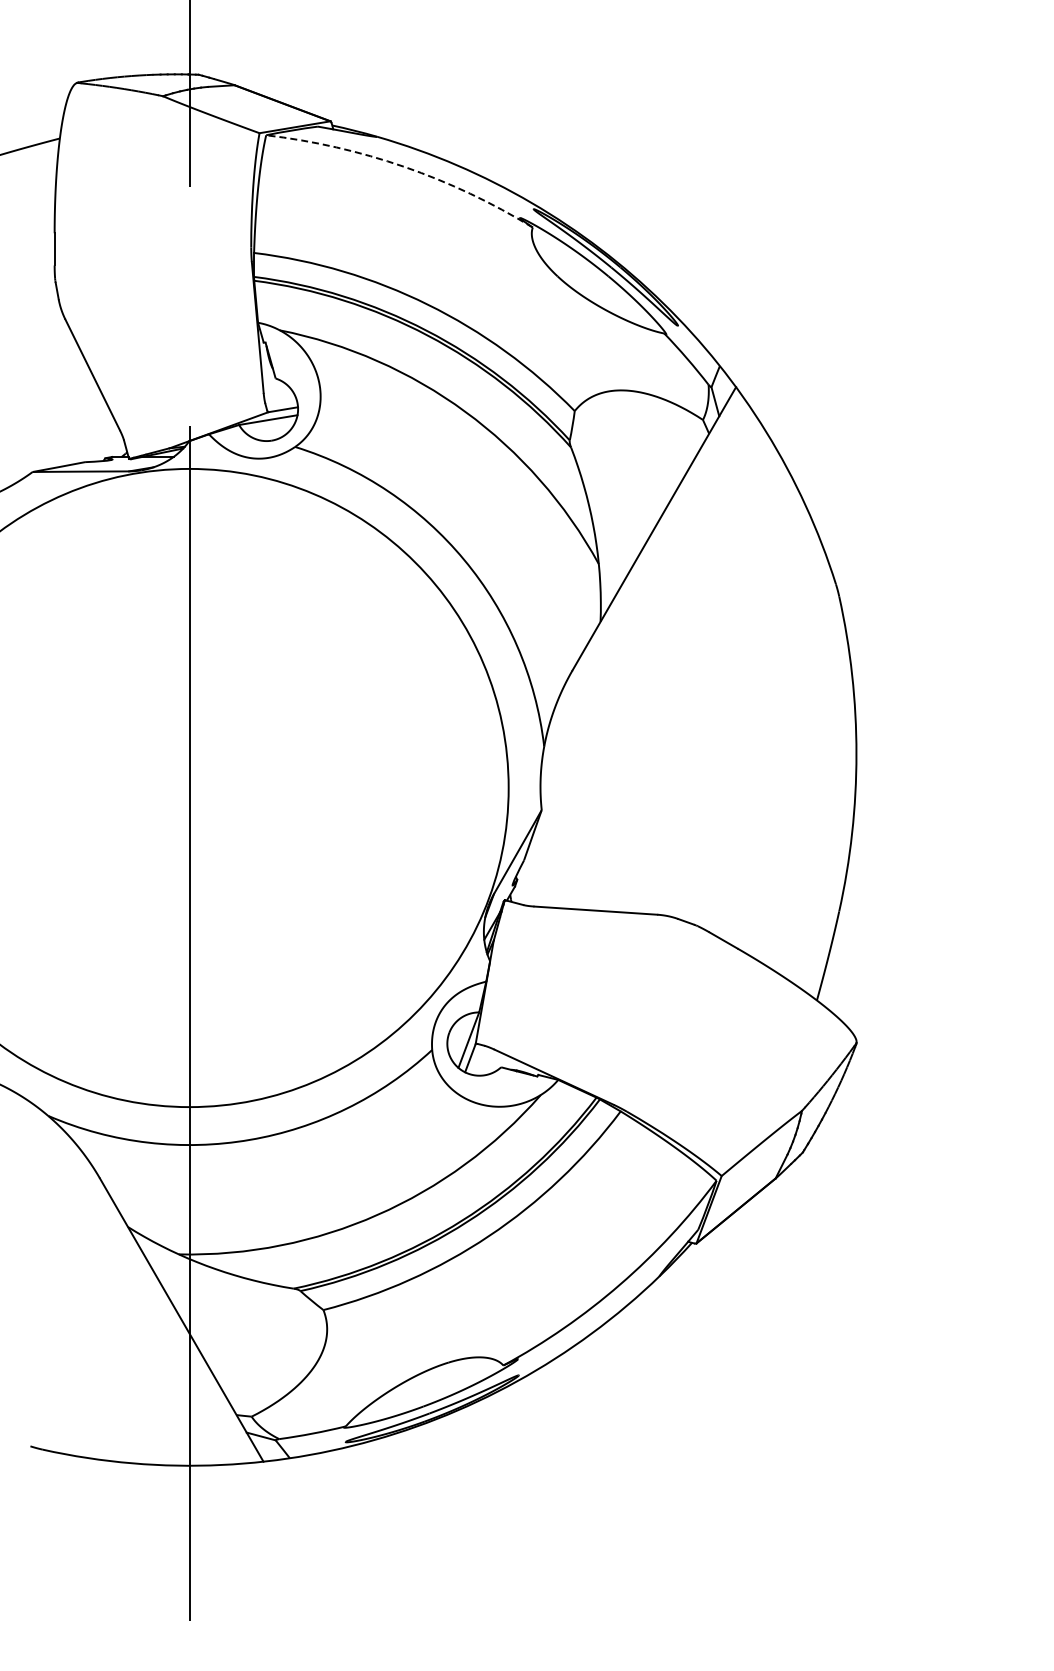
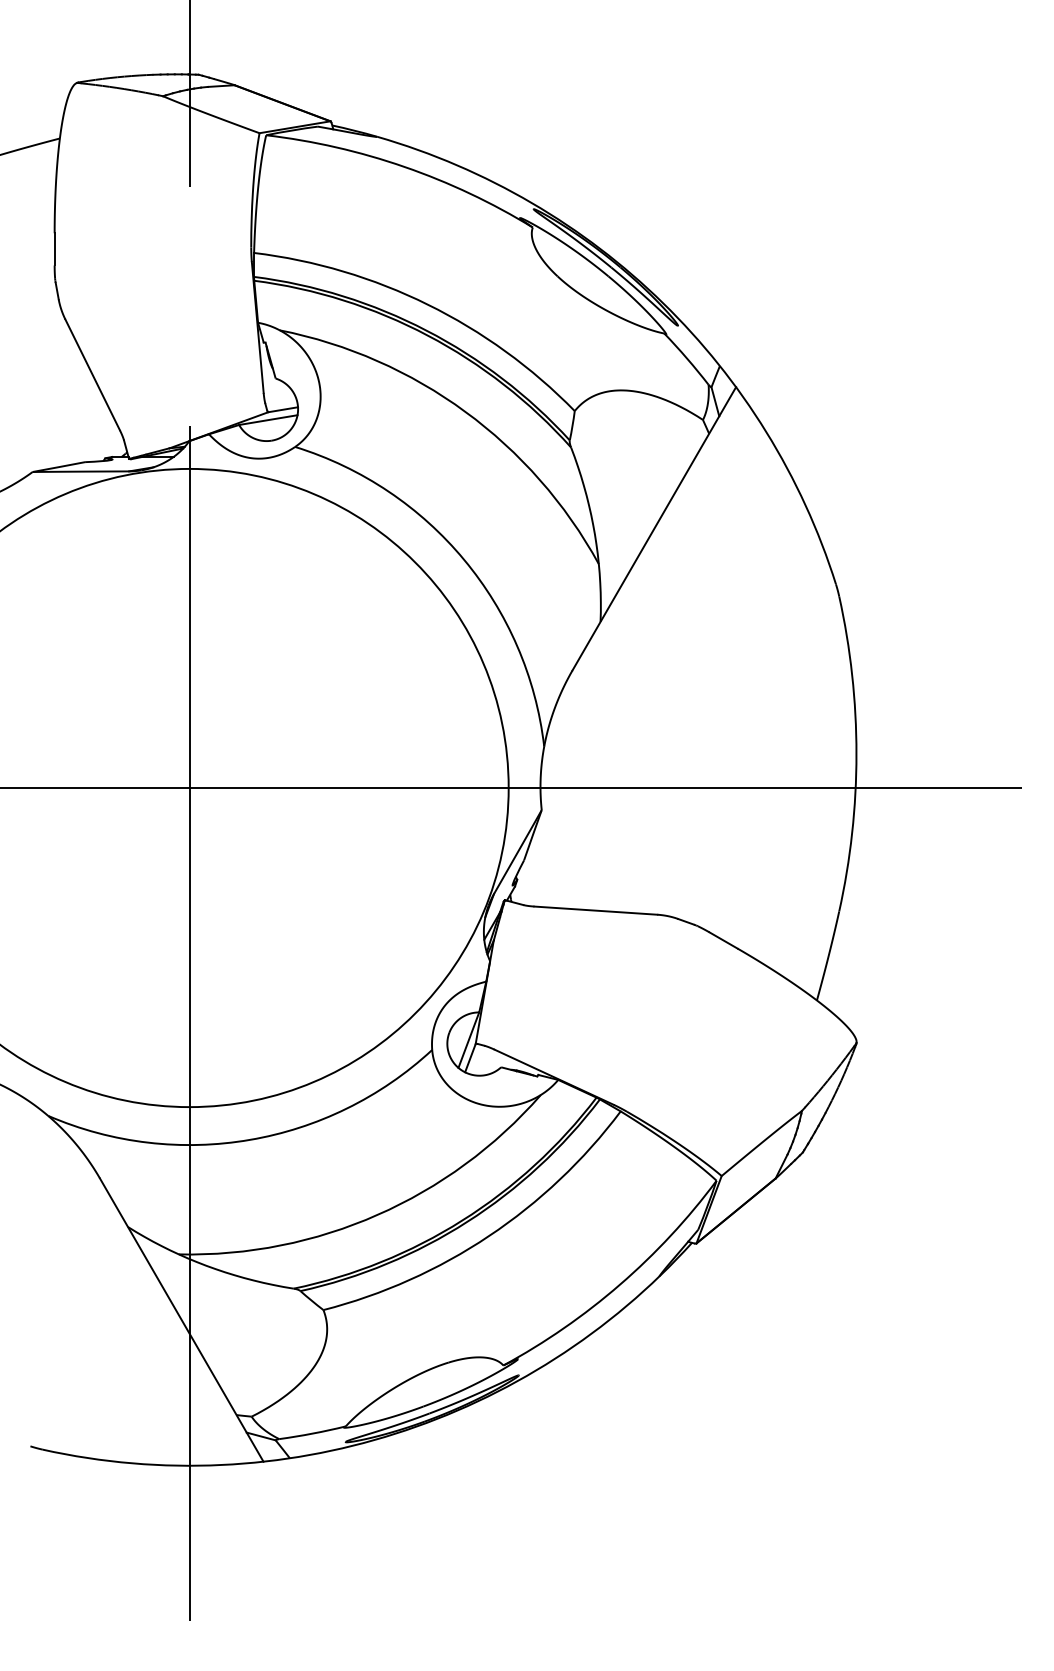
arc: dashed -> solid (404, 166)
line: none -> present (512, 788)
